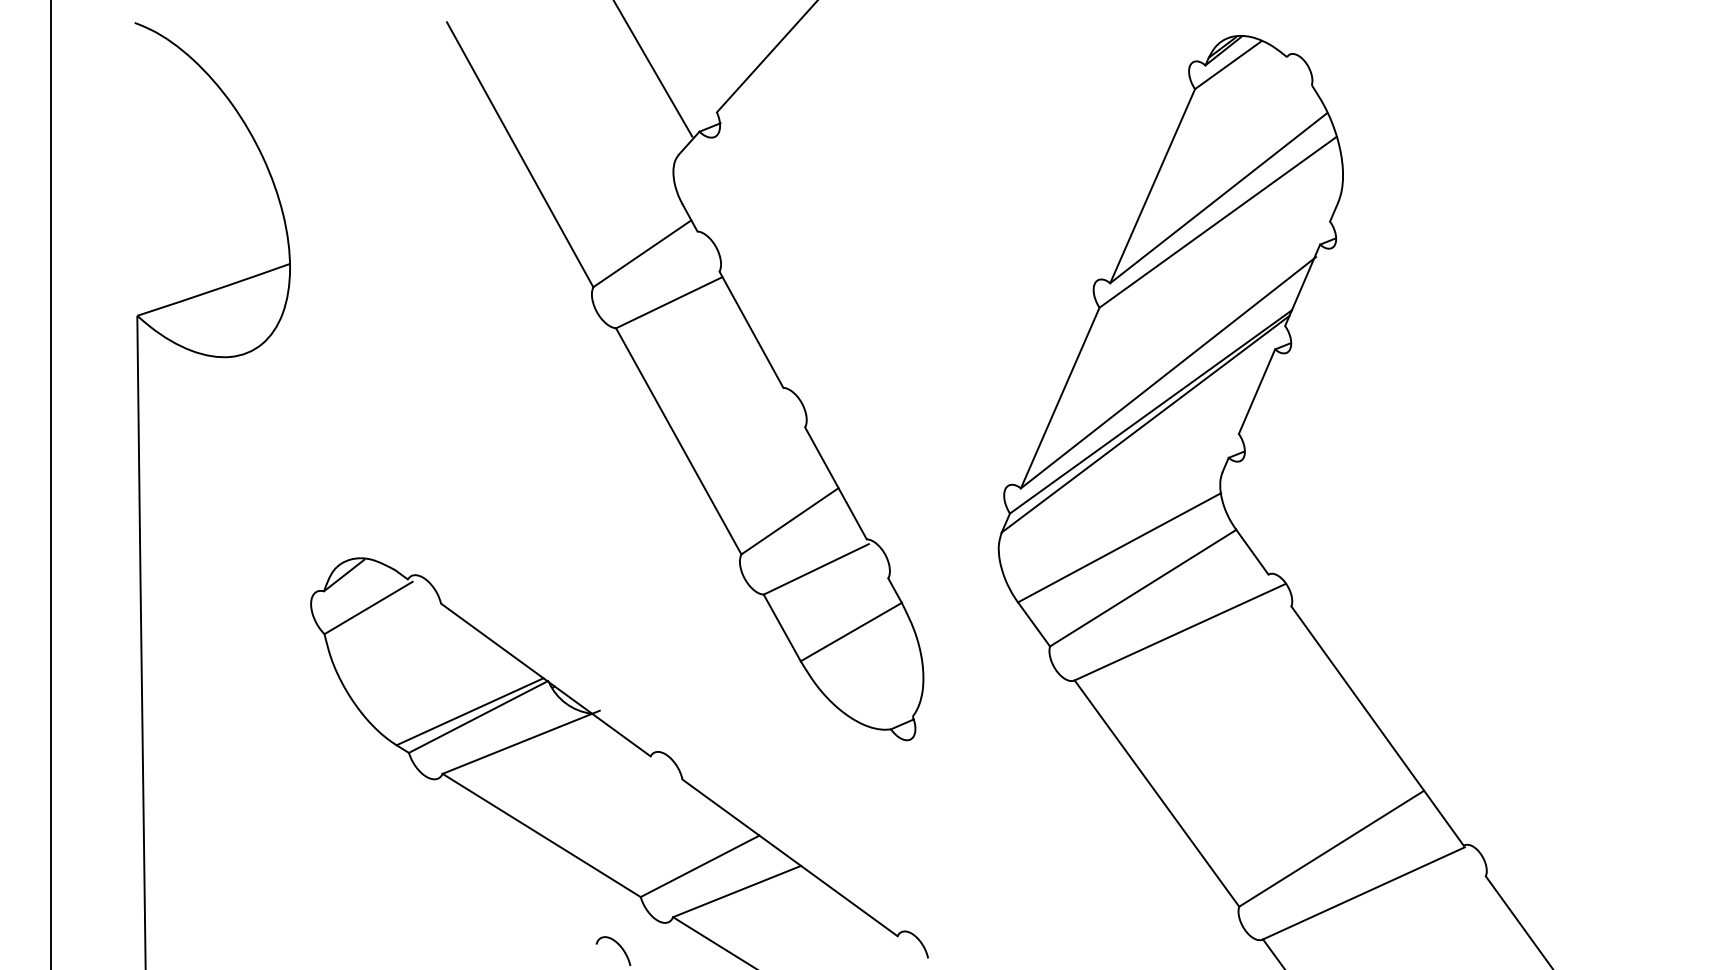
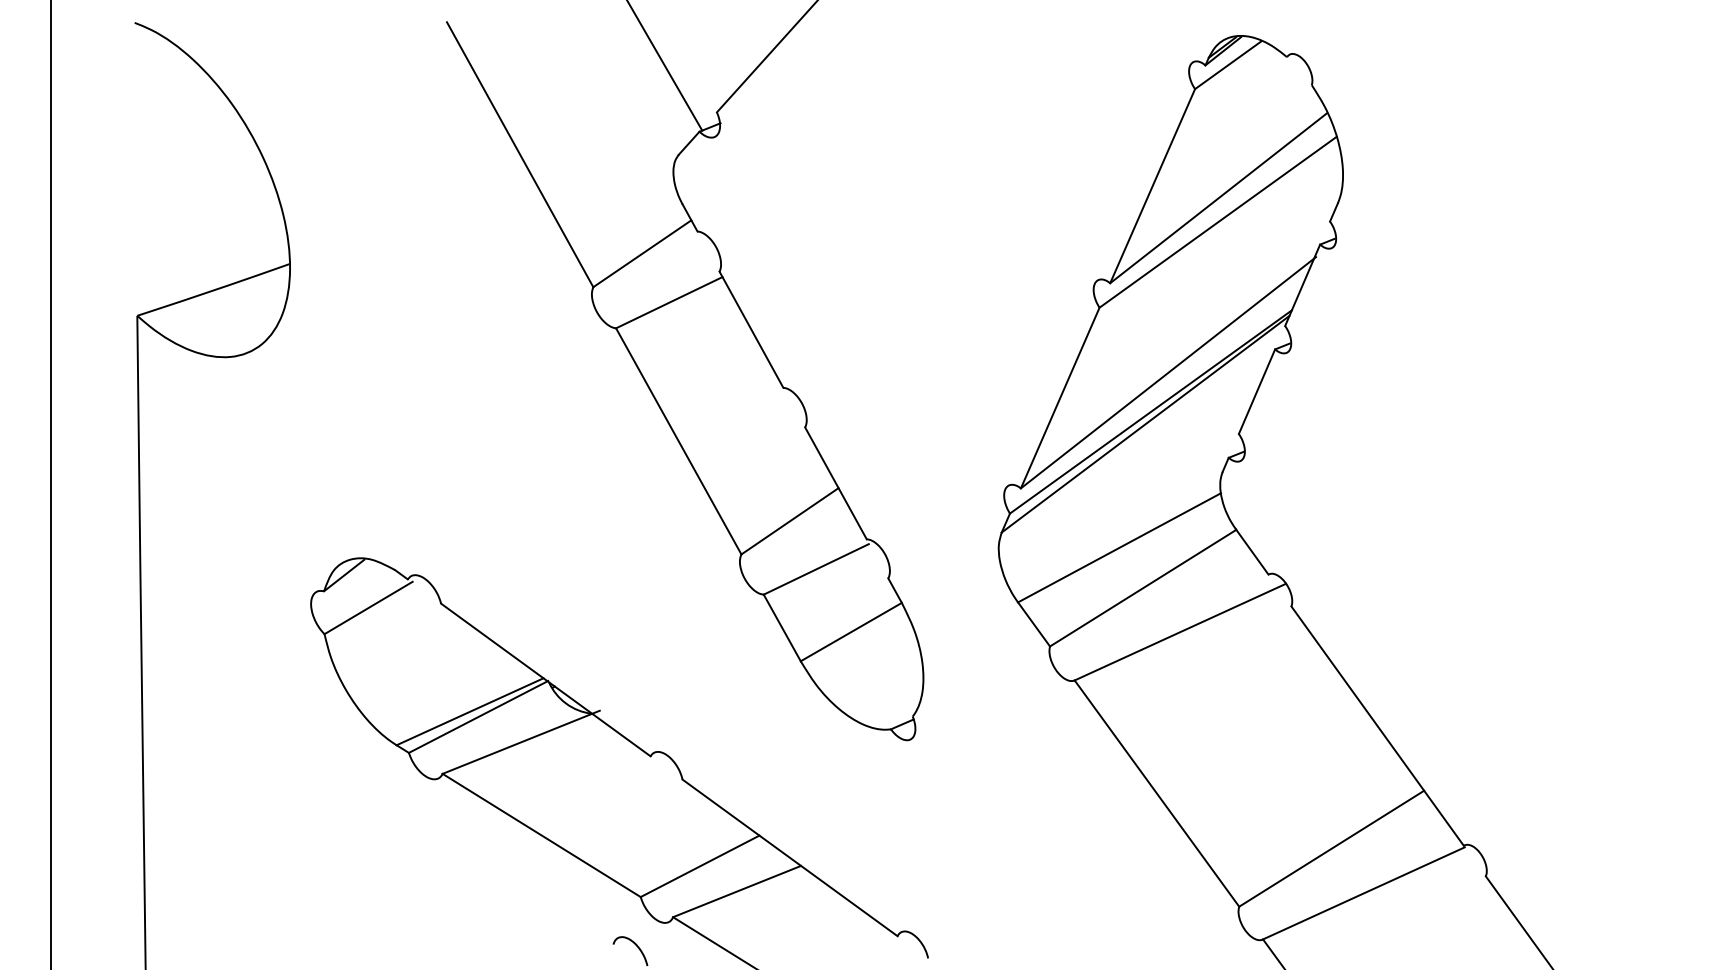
line position: (653, 69) -> (665, 66) (665, 66)
curve position: (618, 945) -> (635, 945) (635, 945)
